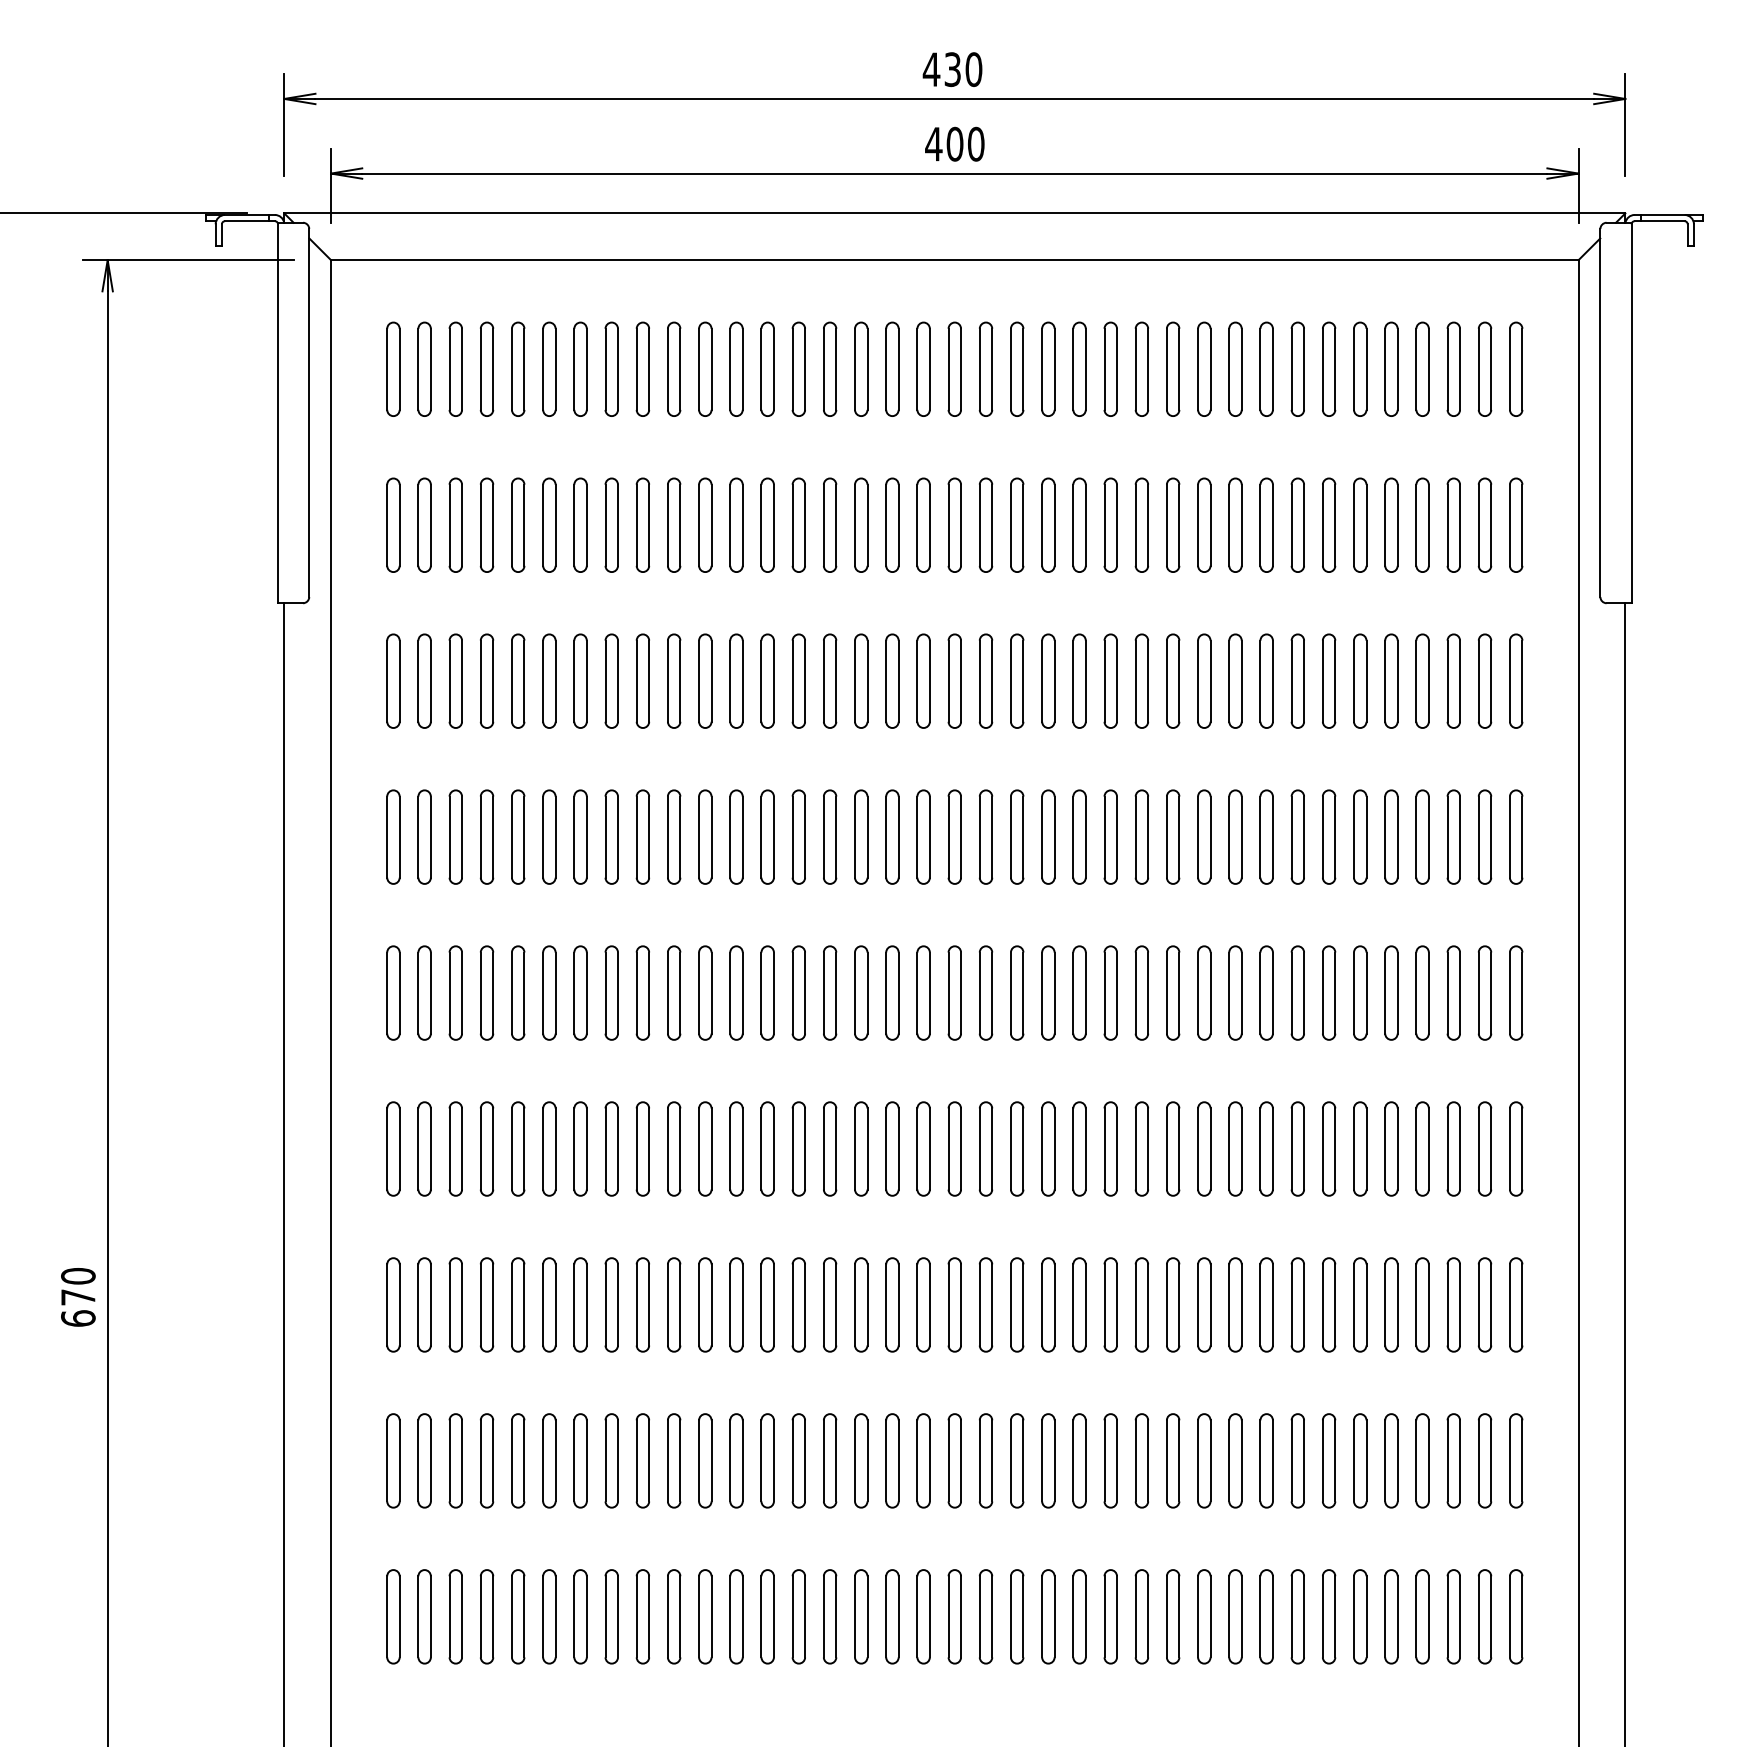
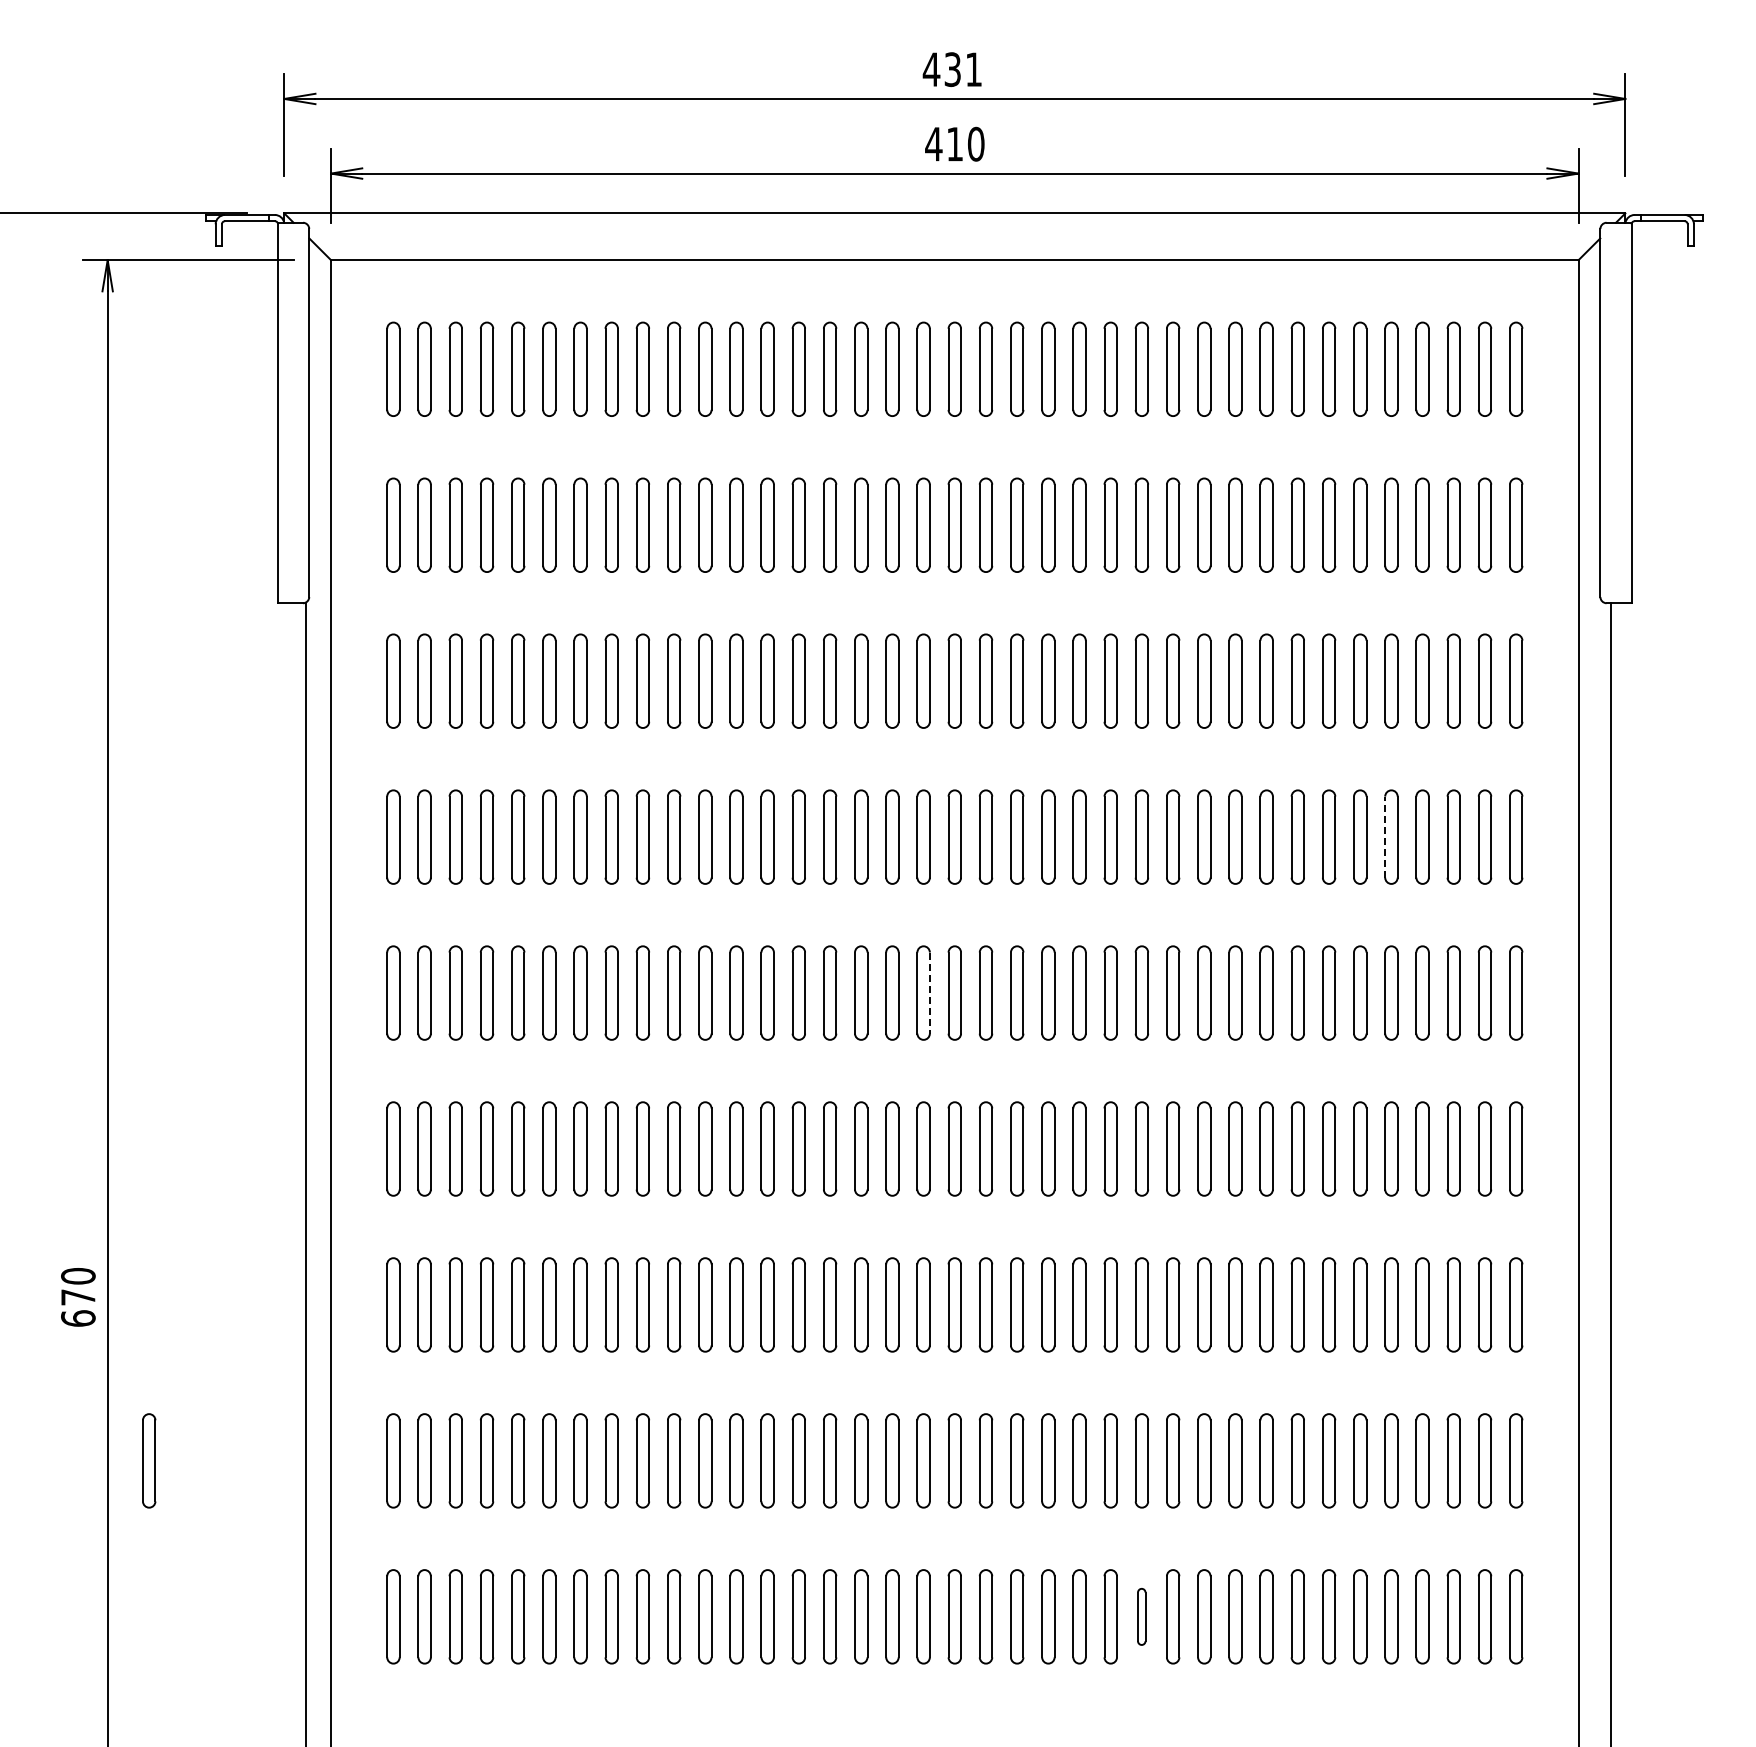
text: 430 -> 431 (973, 69)
text: 400 -> 410 (954, 143)
line: solid -> dashed (1385, 837)
line: solid -> dashed (929, 993)
line position: (284, 1173) -> (306, 1173) (306, 1173)
line position: (1625, 1173) -> (1611, 1173) (1611, 1173)
part: none -> present (149, 1460)
part size: 15x96 px -> 10x58 px (1141, 1616)
